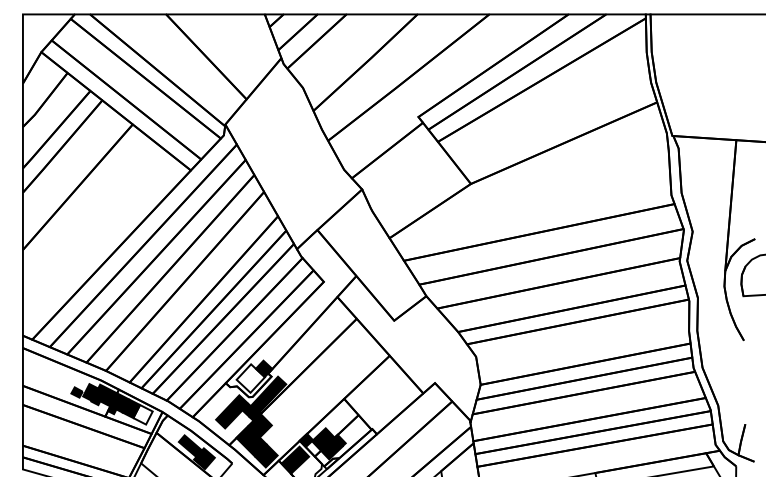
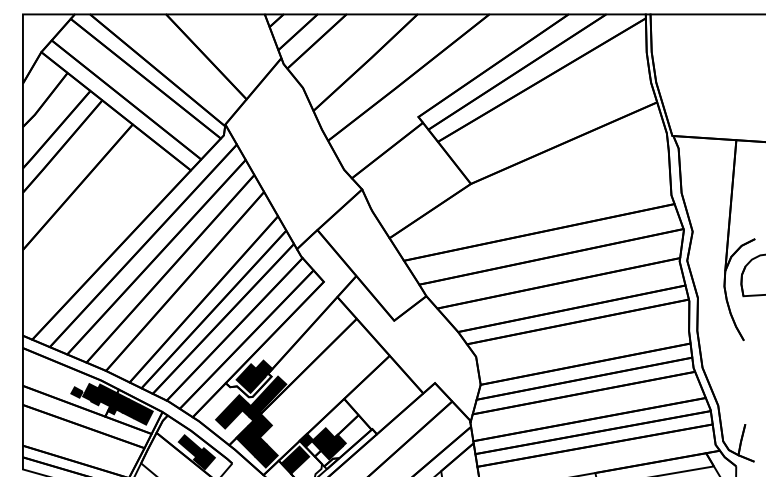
fill: none -> present (250, 378)
fill: none -> present (142, 414)
